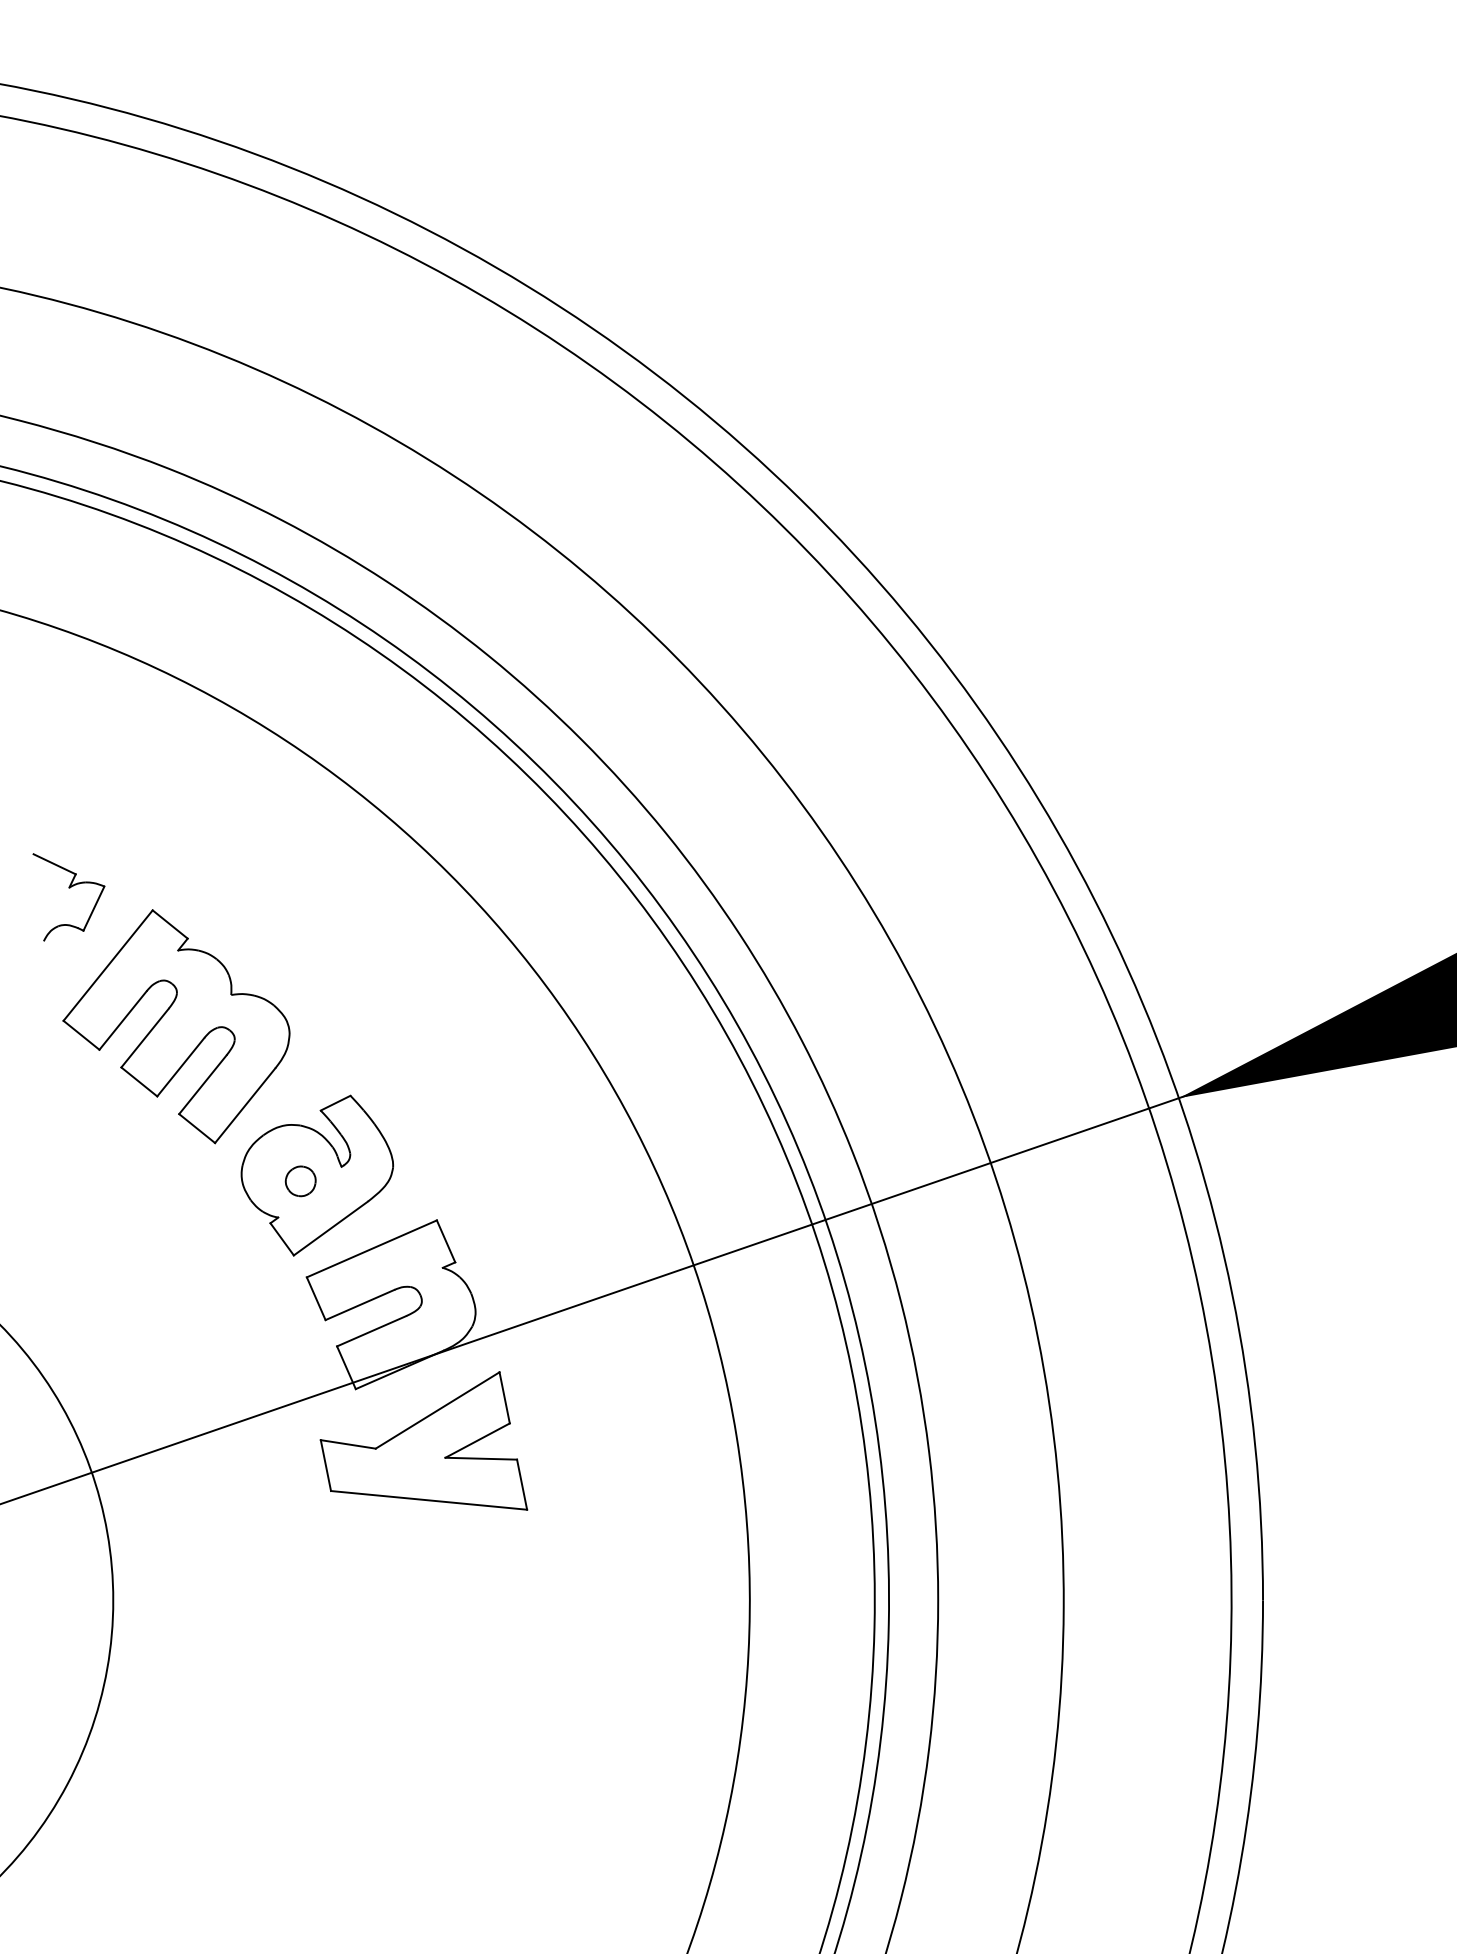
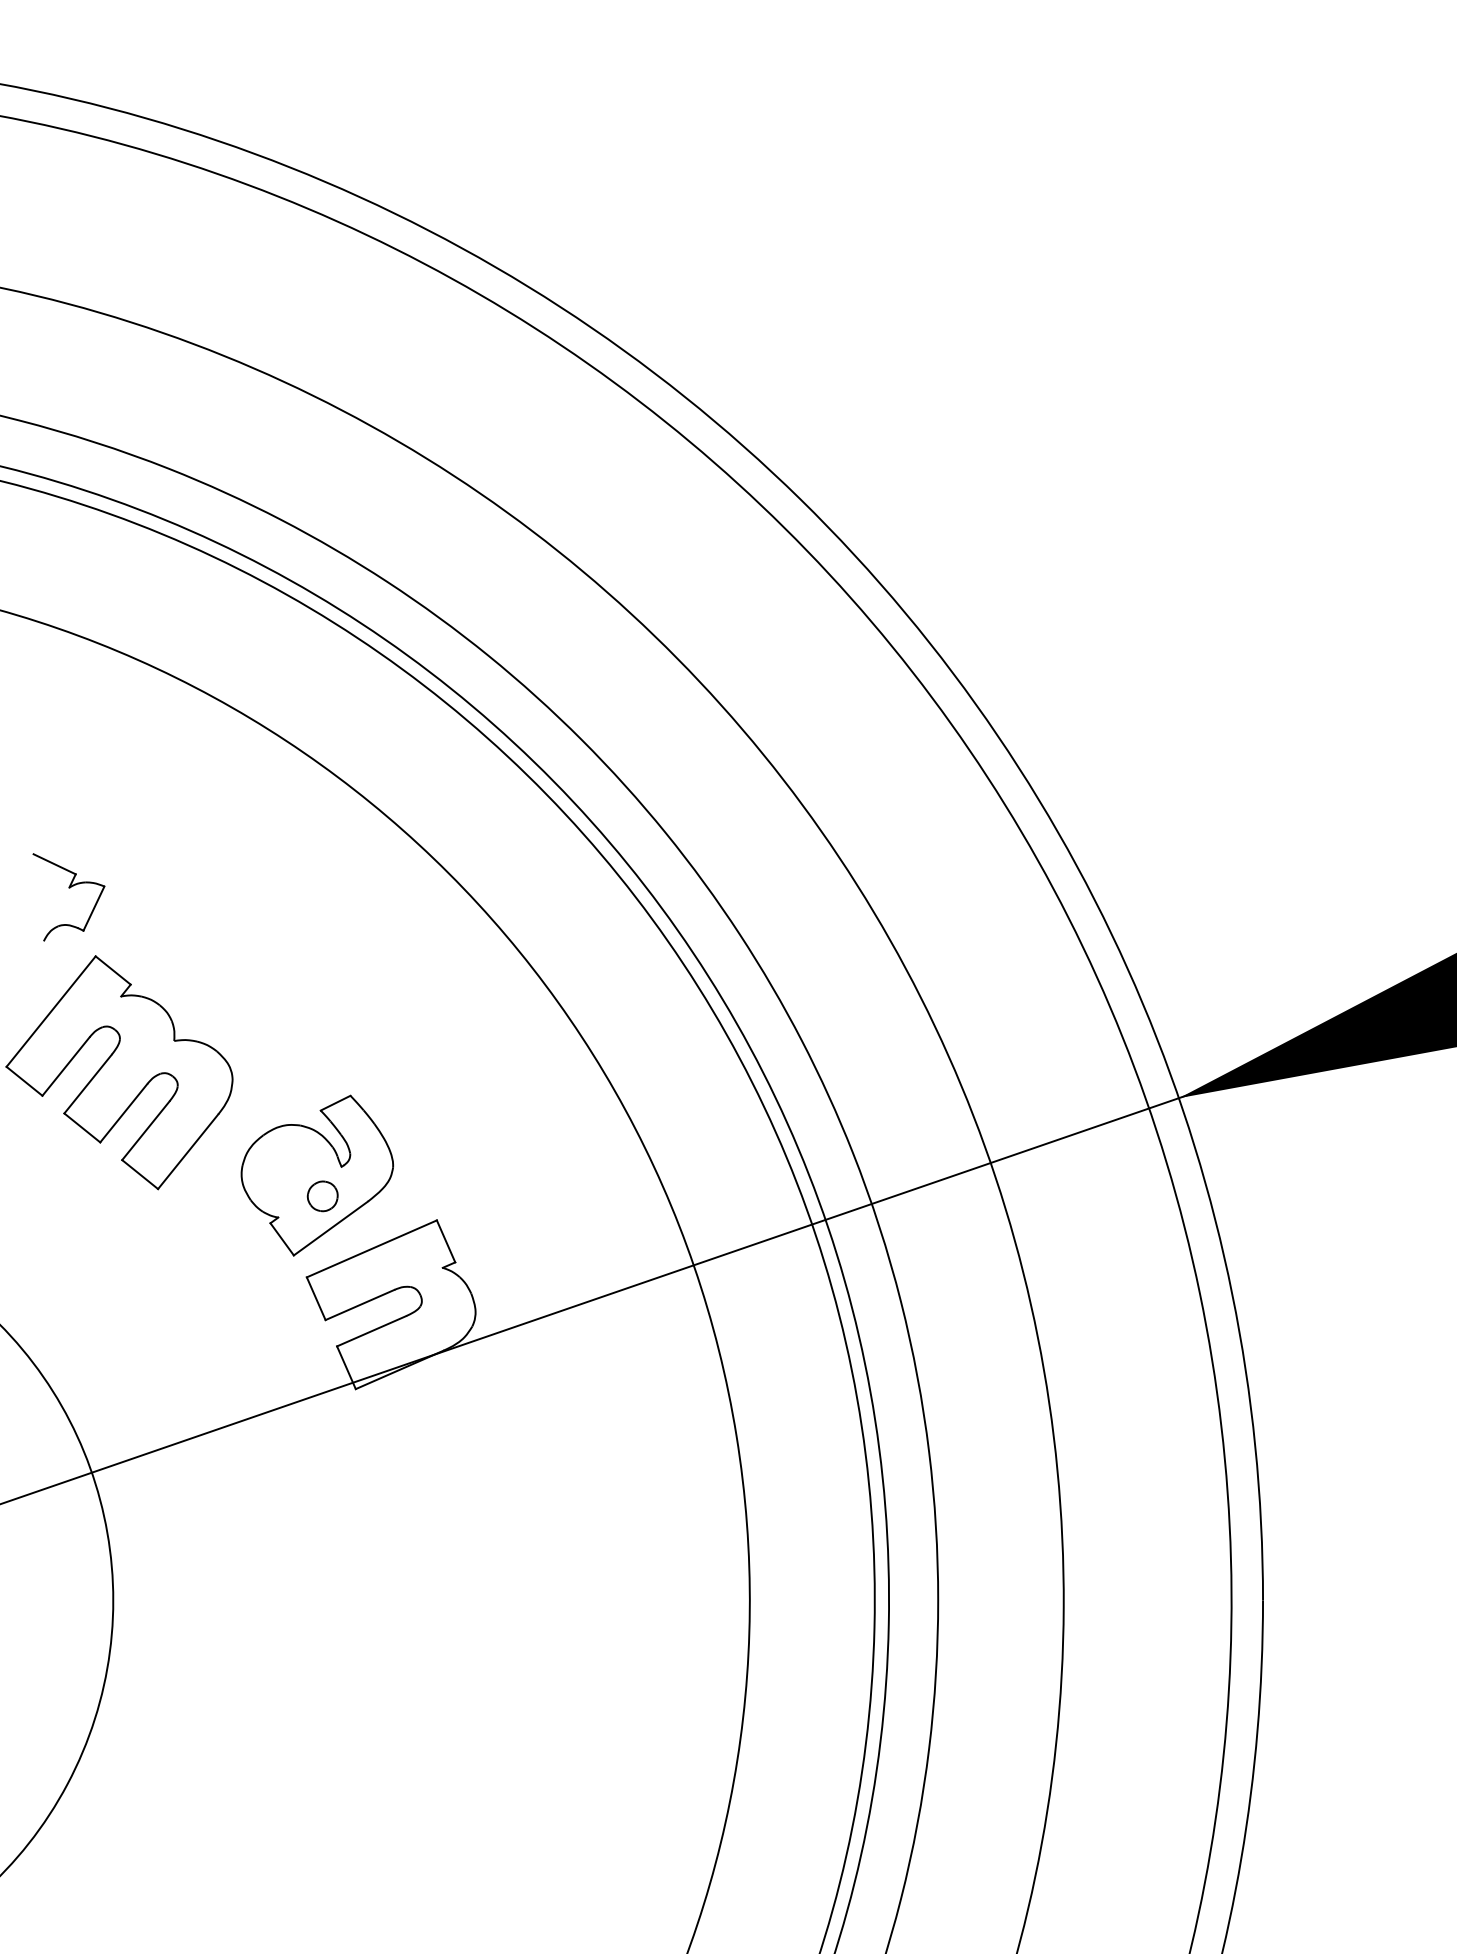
part position: (176, 1026) -> (119, 1072) (119, 1072)
part position: (300, 1181) -> (322, 1196) (322, 1196)
part: present -> none (423, 1440)
